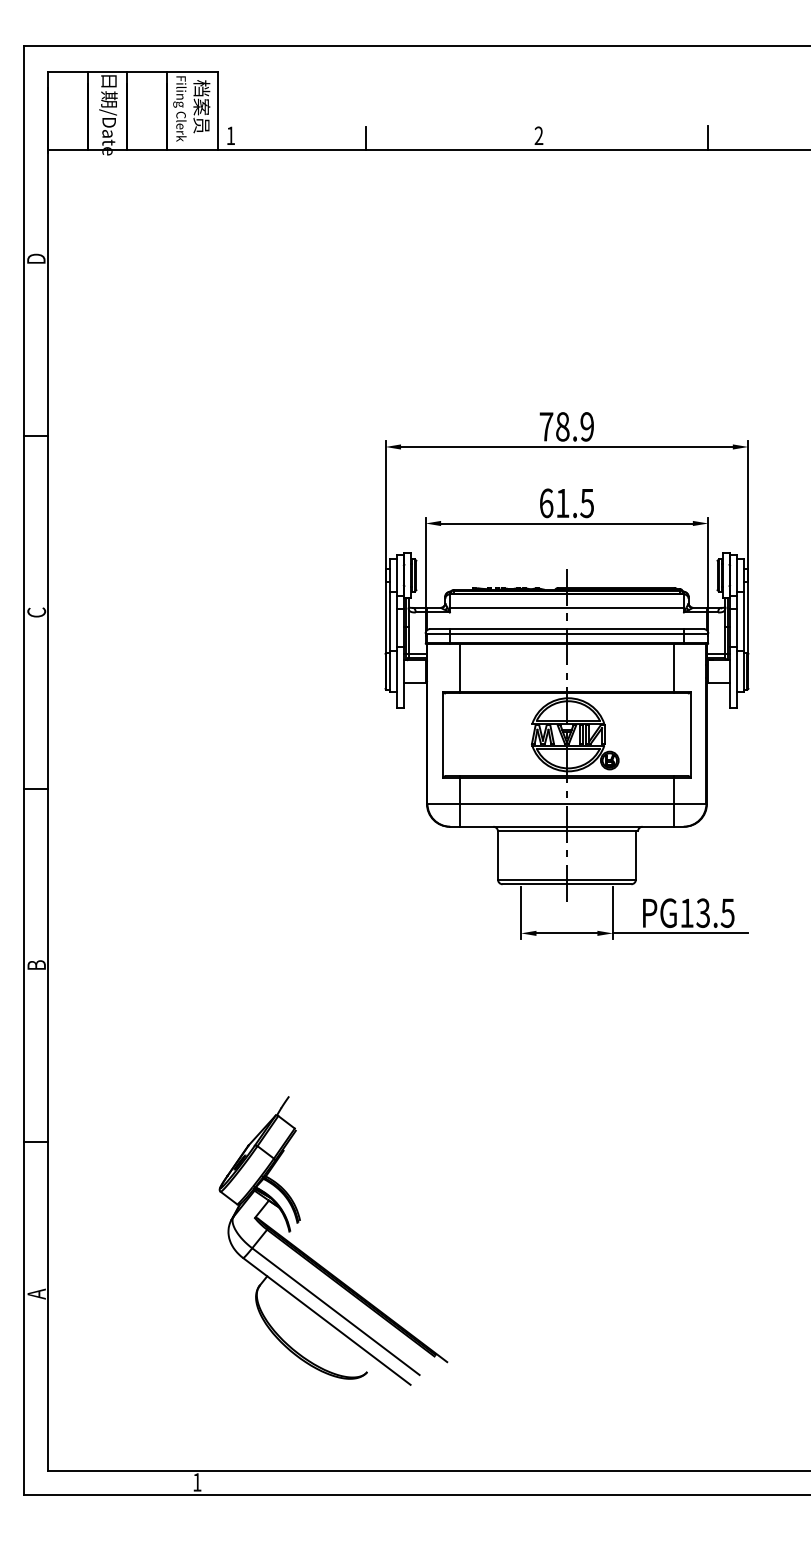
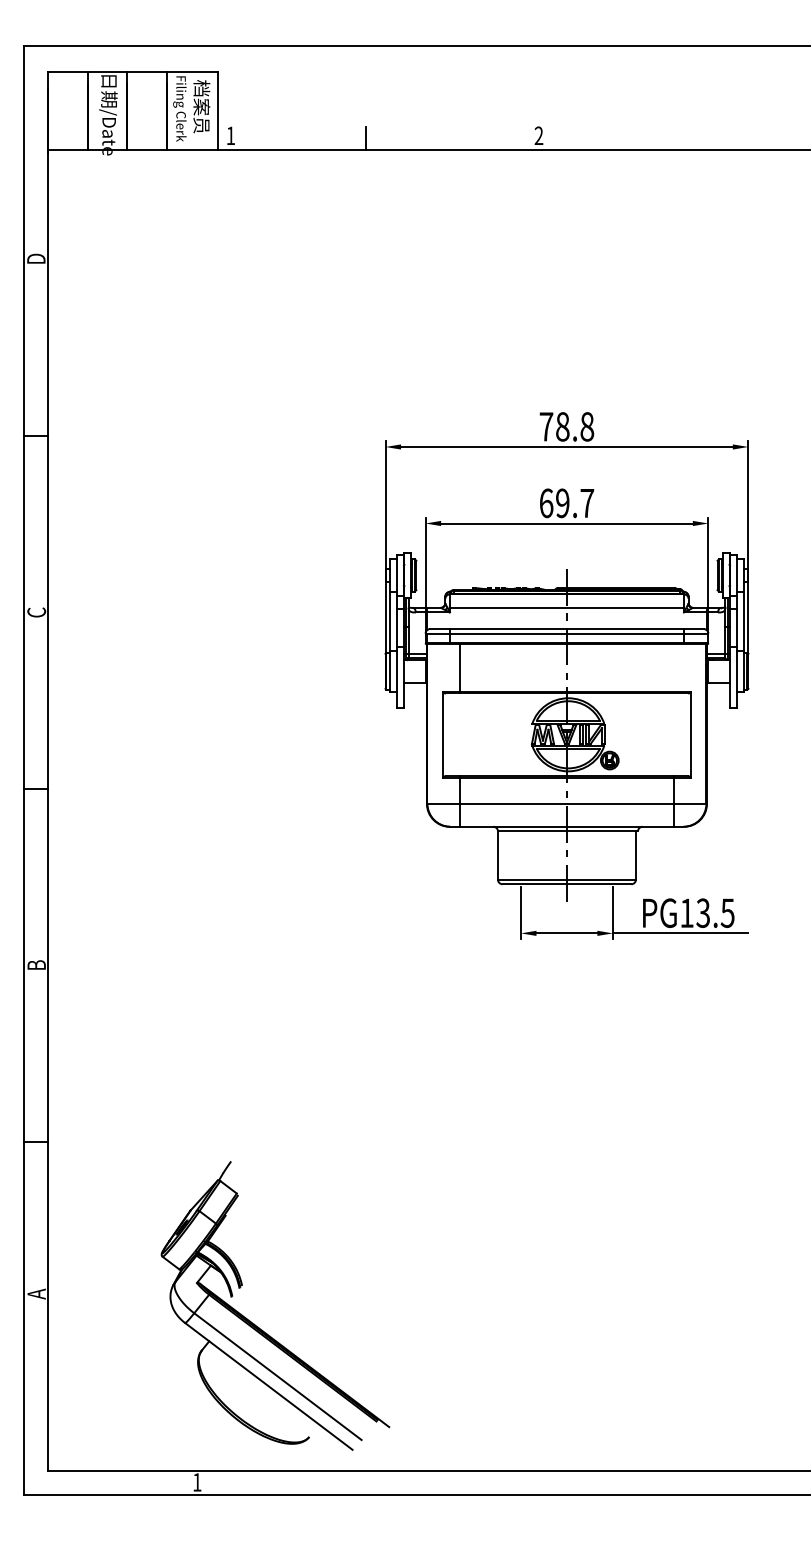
line: present -> none (707, 137)
text: 78.9 -> 78.8 (587, 426)
text: 61.5 -> 69.7 (575, 503)
line: present -> none (674, 668)
part position: (316, 1261) -> (258, 1326) (258, 1326)
